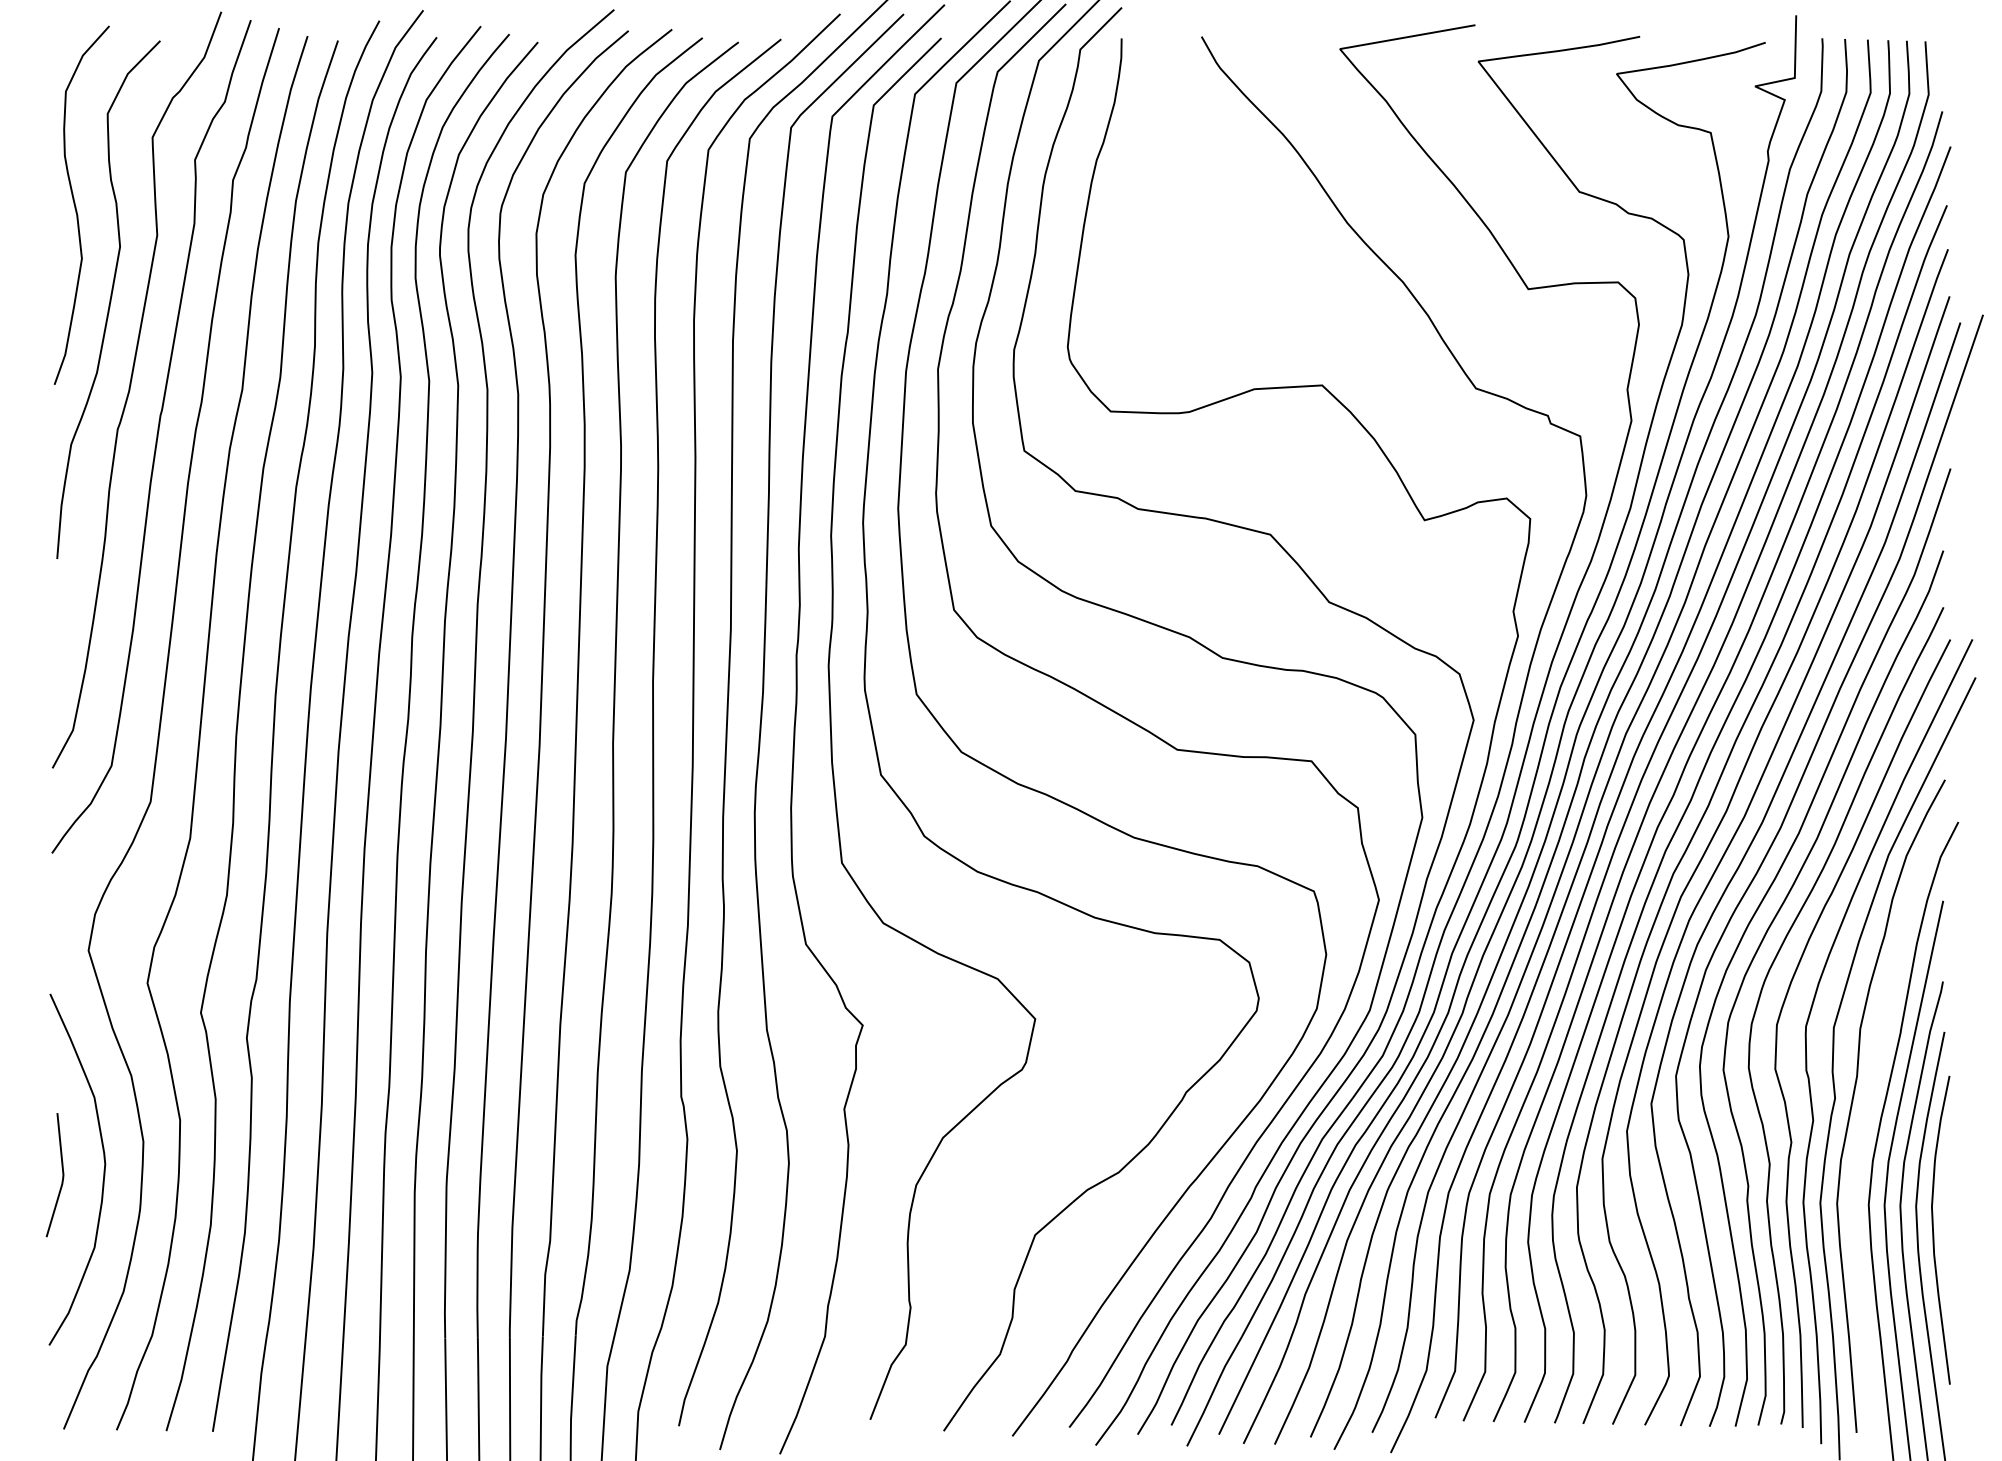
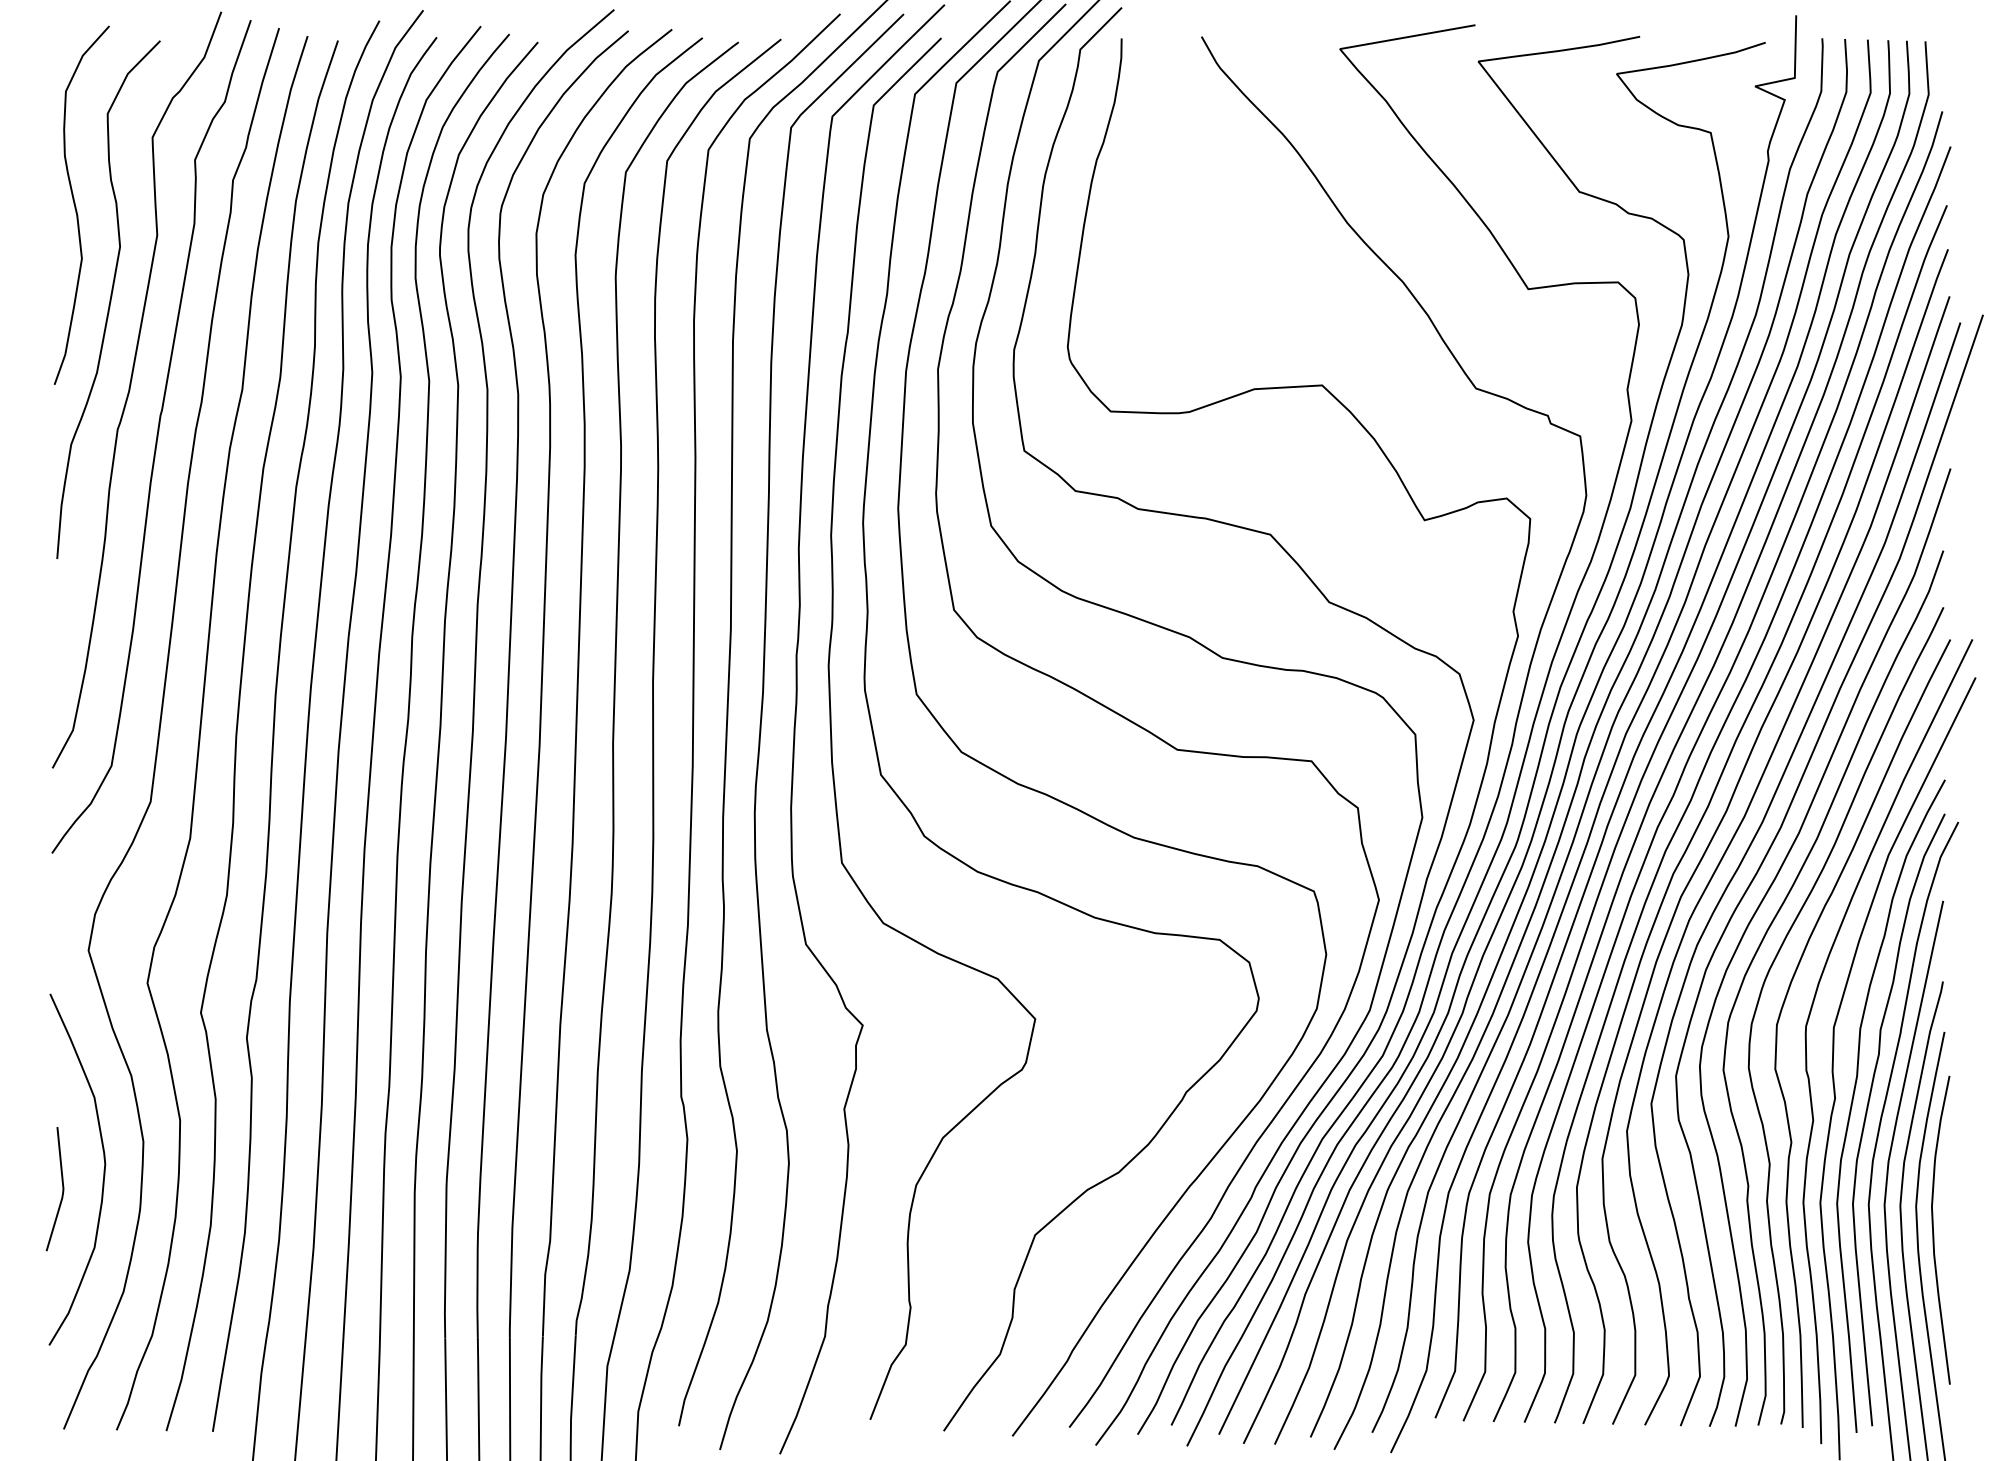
curve: none -> present (1867, 1113)
line position: (62, 1175) -> (62, 1189) (62, 1189)
